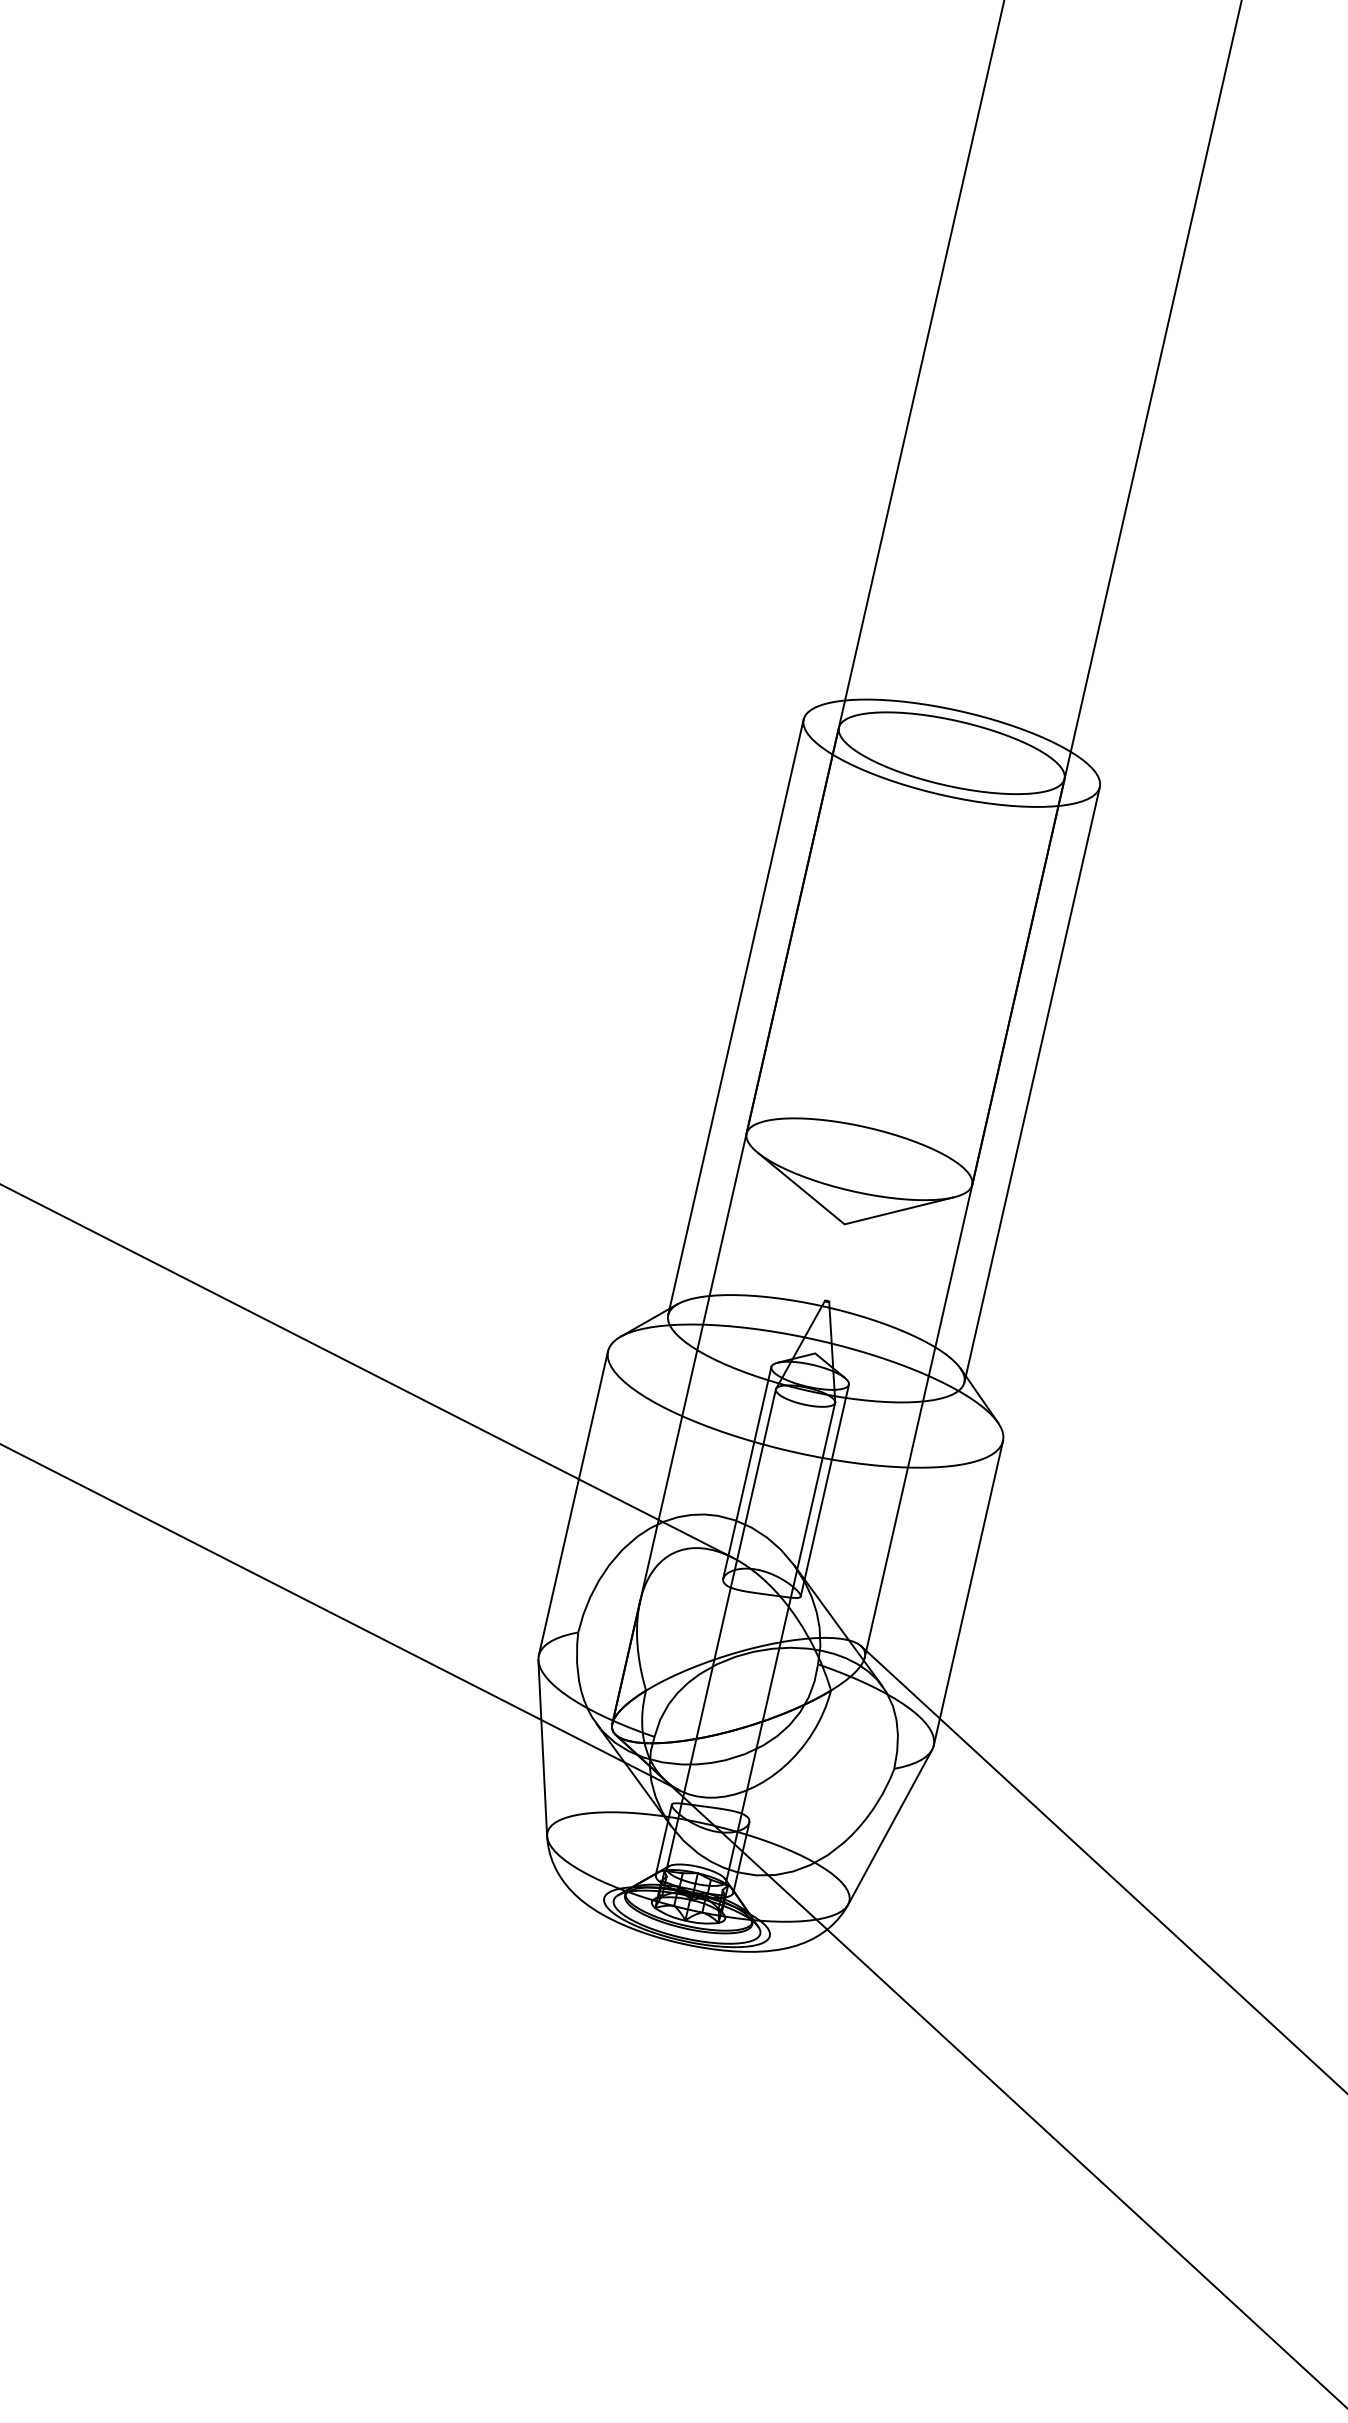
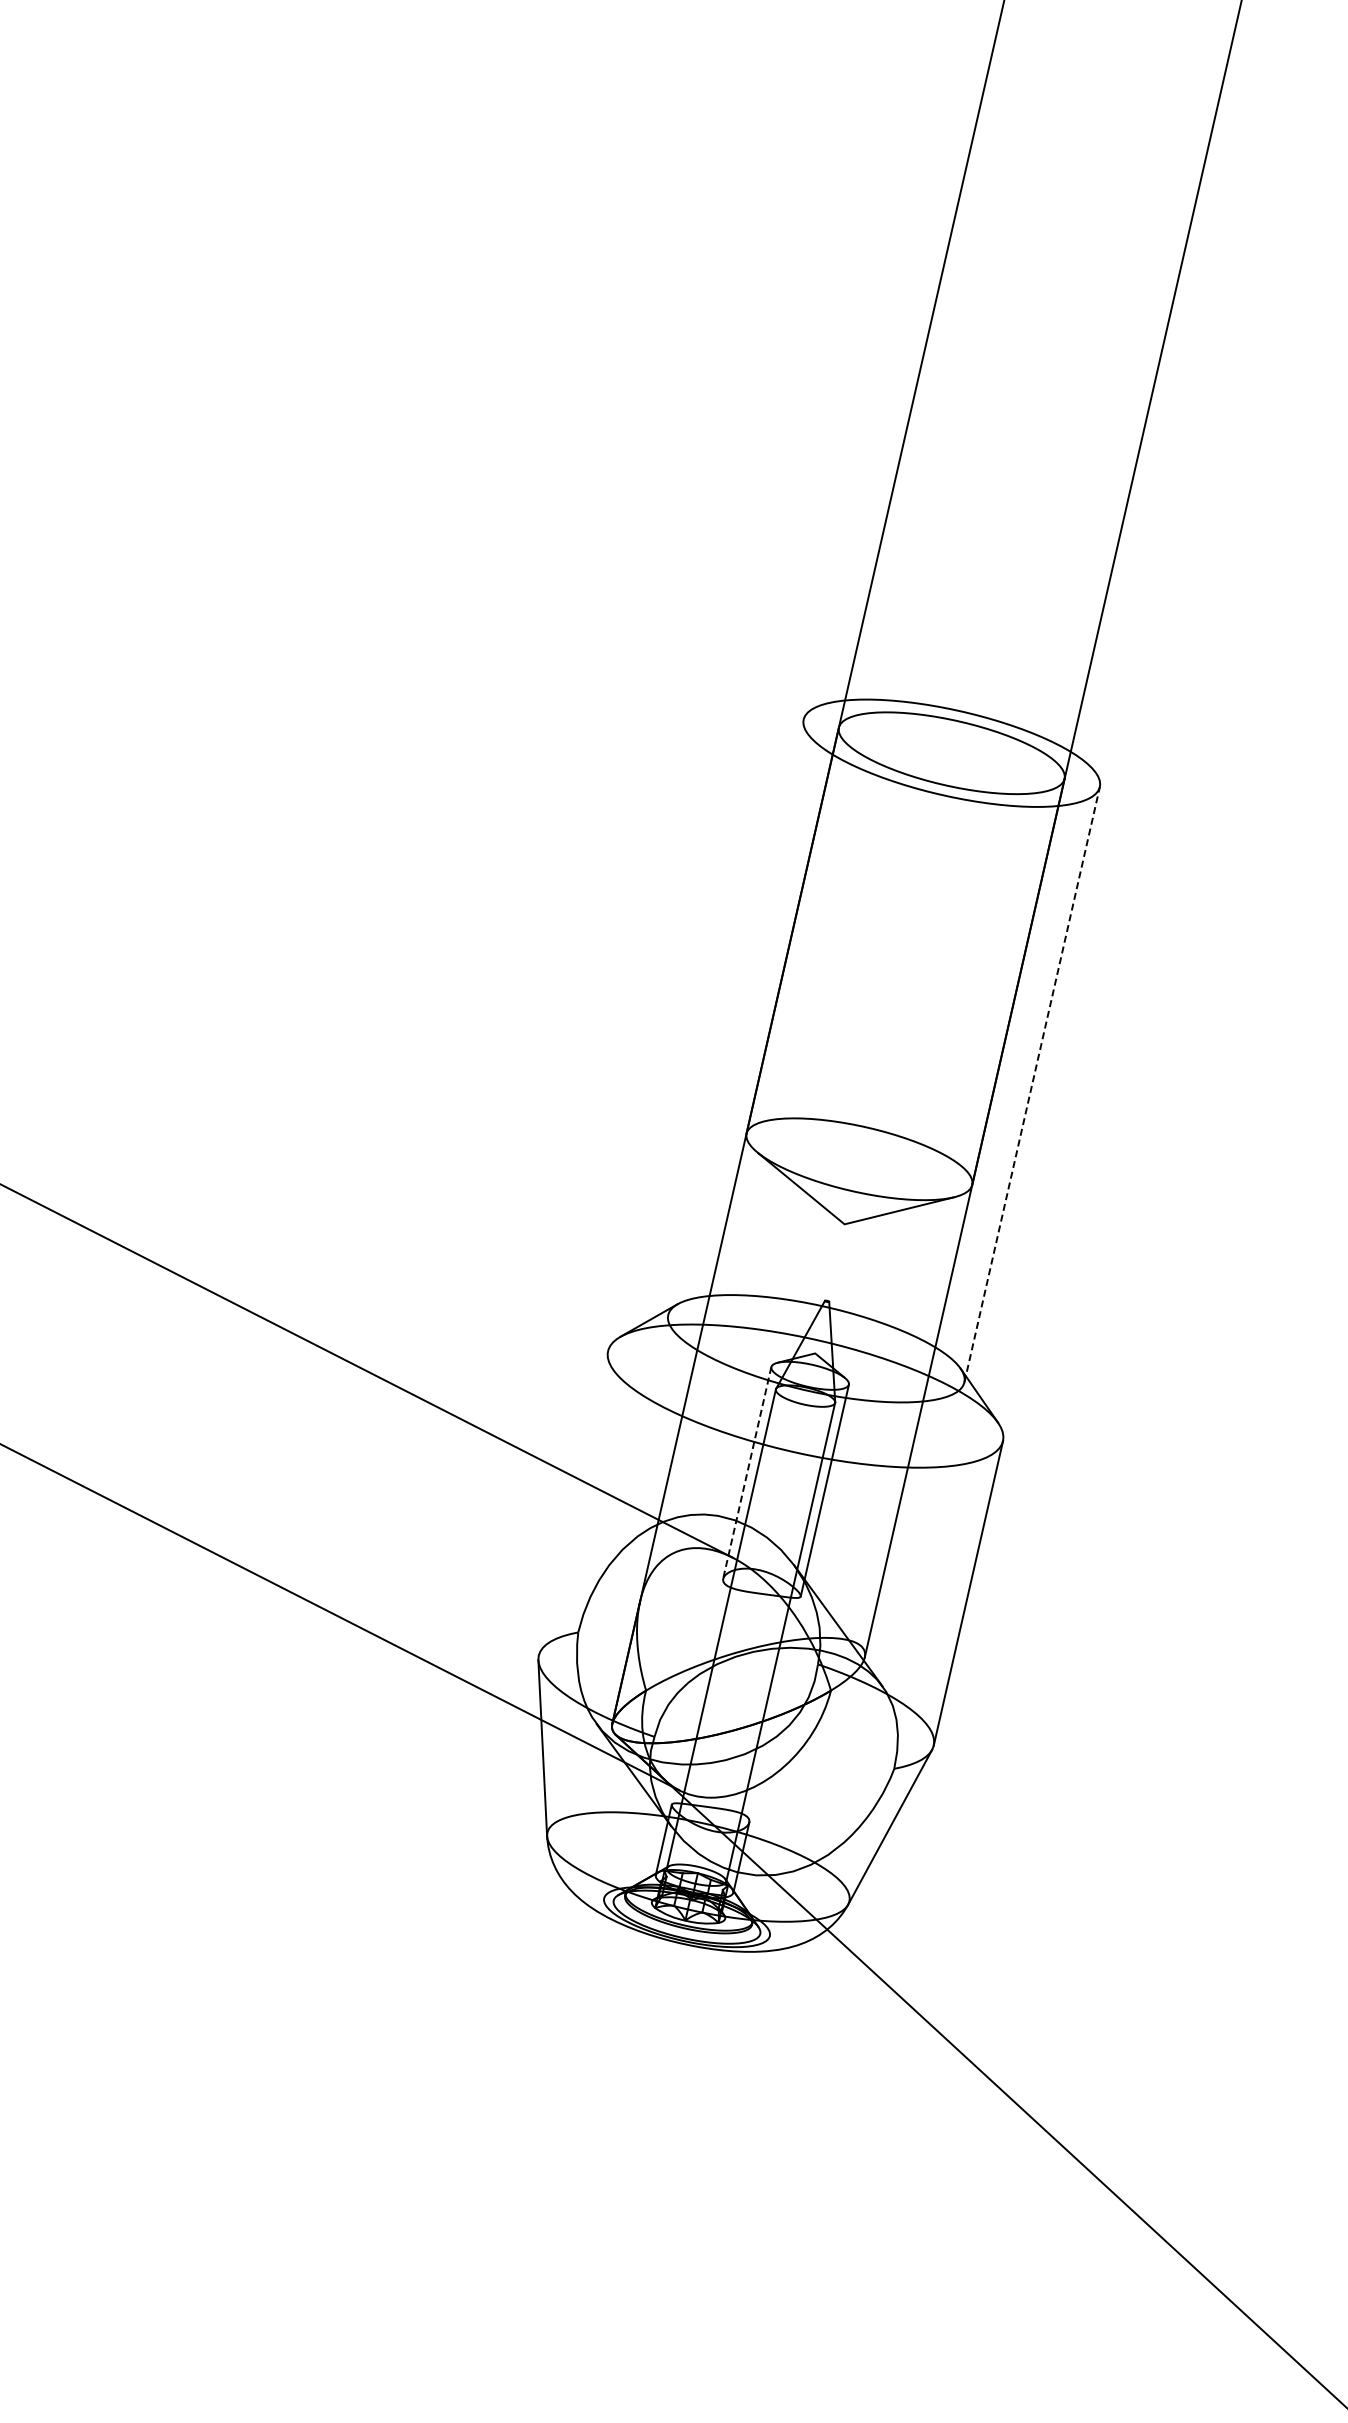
line: present -> none (735, 1017)
line: solid -> dashed (1032, 1084)
line: solid -> dashed (747, 1472)
line: present -> none (573, 1503)
line: present -> none (1102, 1868)
